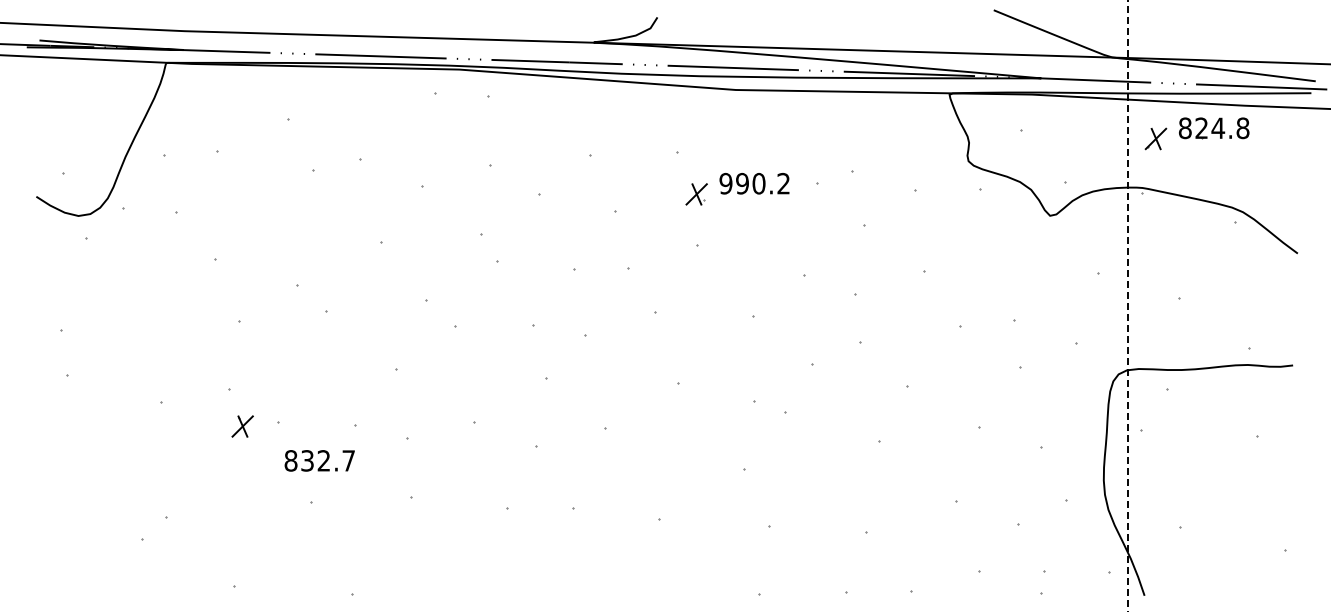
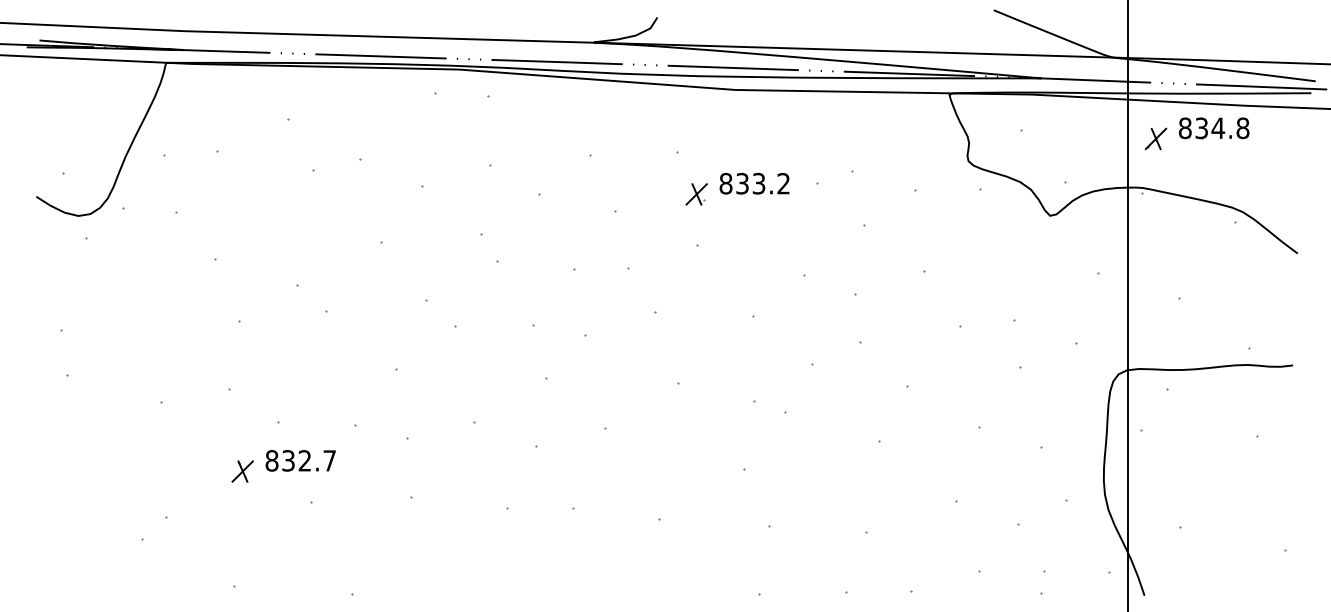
text: 824.8 -> 834.8 (1201, 128)
text: 990.2 -> 833.2 (742, 183)
line: dashed -> solid (1127, 305)
part position: (242, 426) -> (242, 471) (242, 471)
text position: (319, 460) -> (300, 460) (300, 460)
